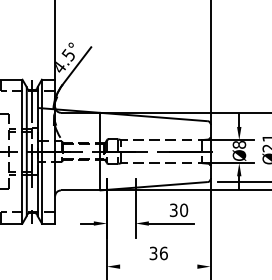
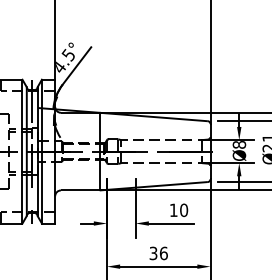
line: none -> present (242, 121)
text: 30 -> 10 (173, 210)
line: none -> present (158, 266)
